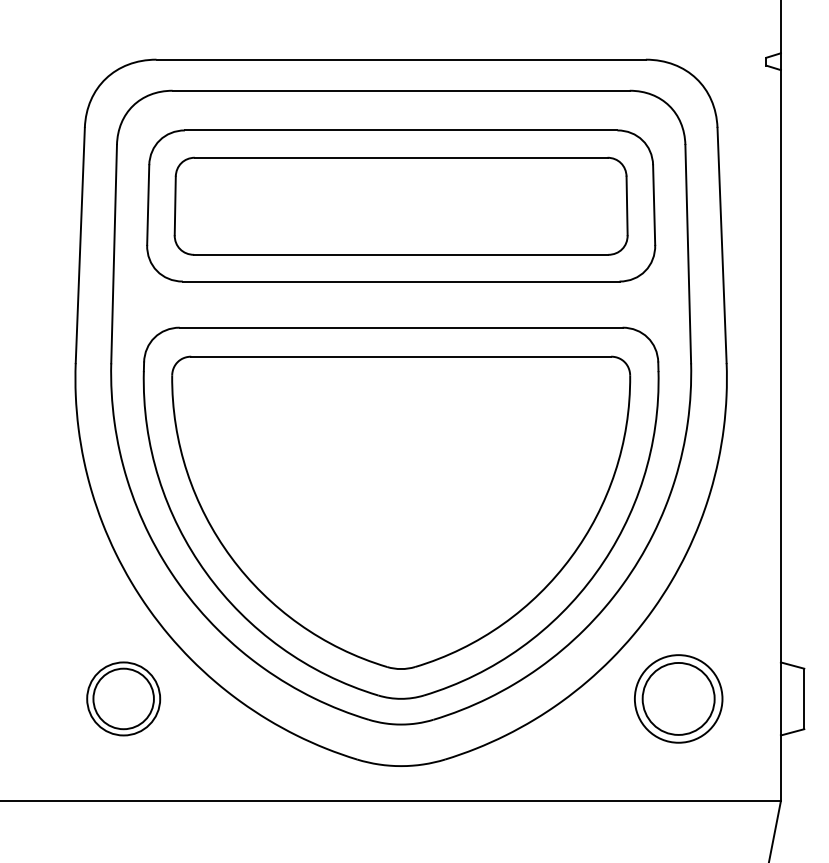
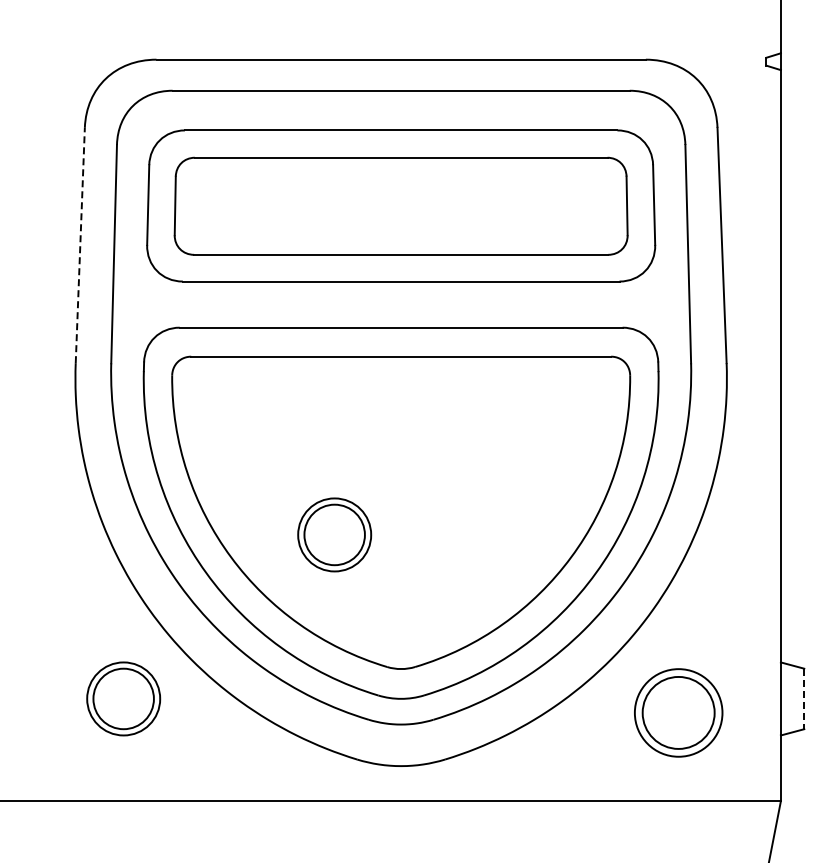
line: solid -> dashed (80, 245)
part: none -> present (334, 534)
part position: (678, 698) -> (678, 712) (678, 712)
line: solid -> dashed (804, 699)
